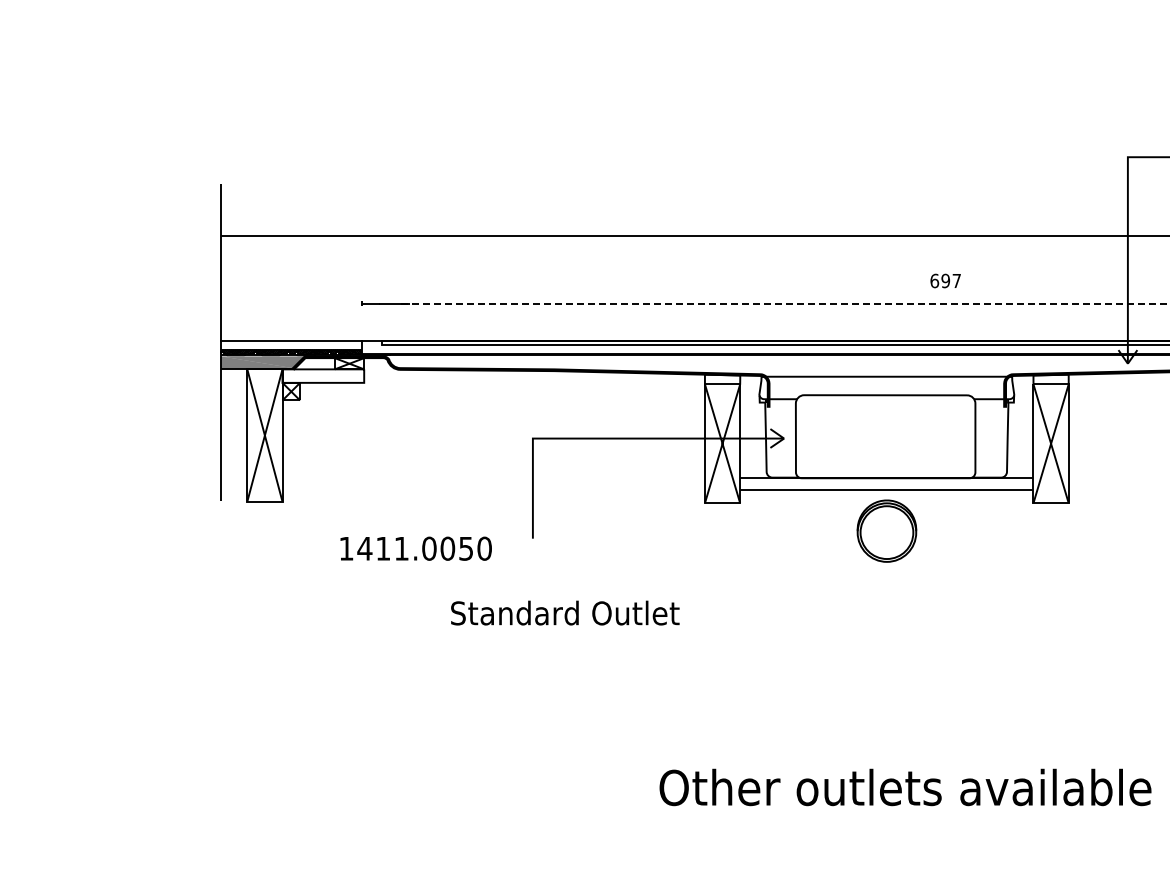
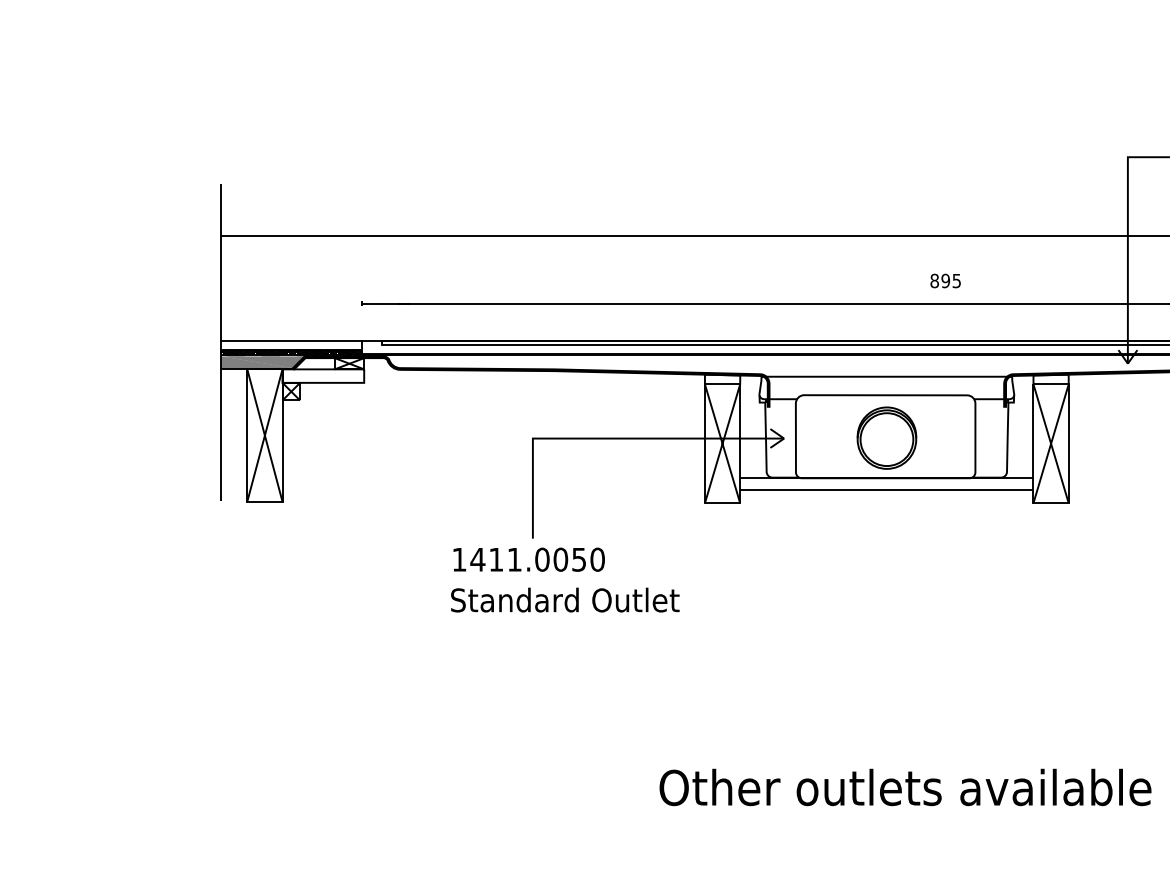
text: 697 -> 895 (945, 280)
line: dashed -> solid (783, 303)
part position: (886, 530) -> (886, 437) (886, 437)
text position: (415, 548) -> (528, 559) (528, 559)
text position: (565, 612) -> (565, 599) (565, 599)
